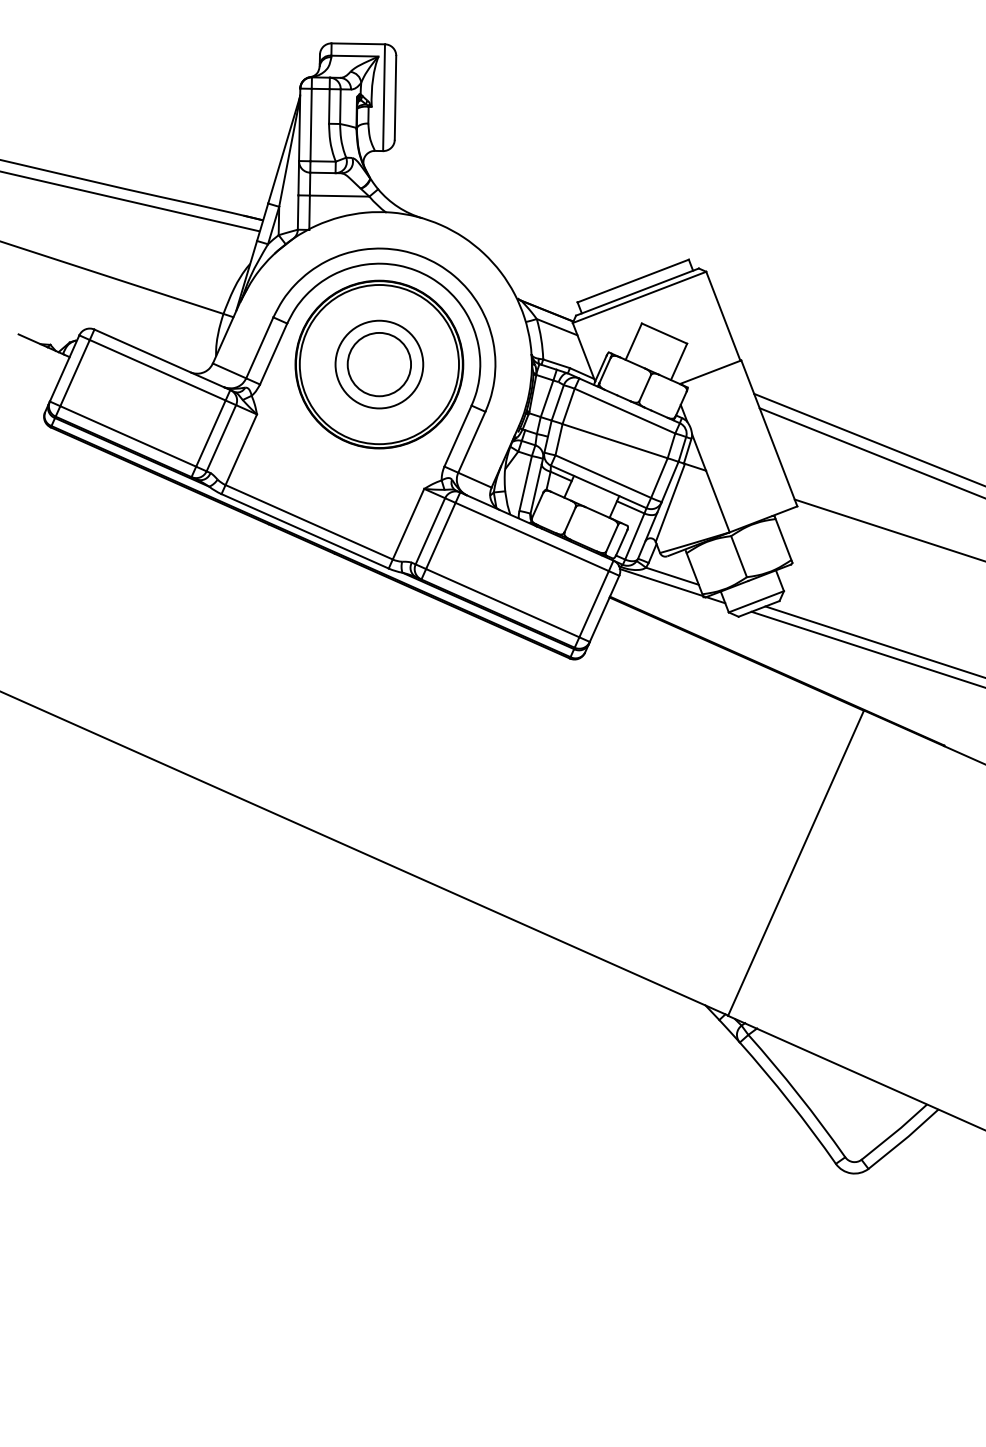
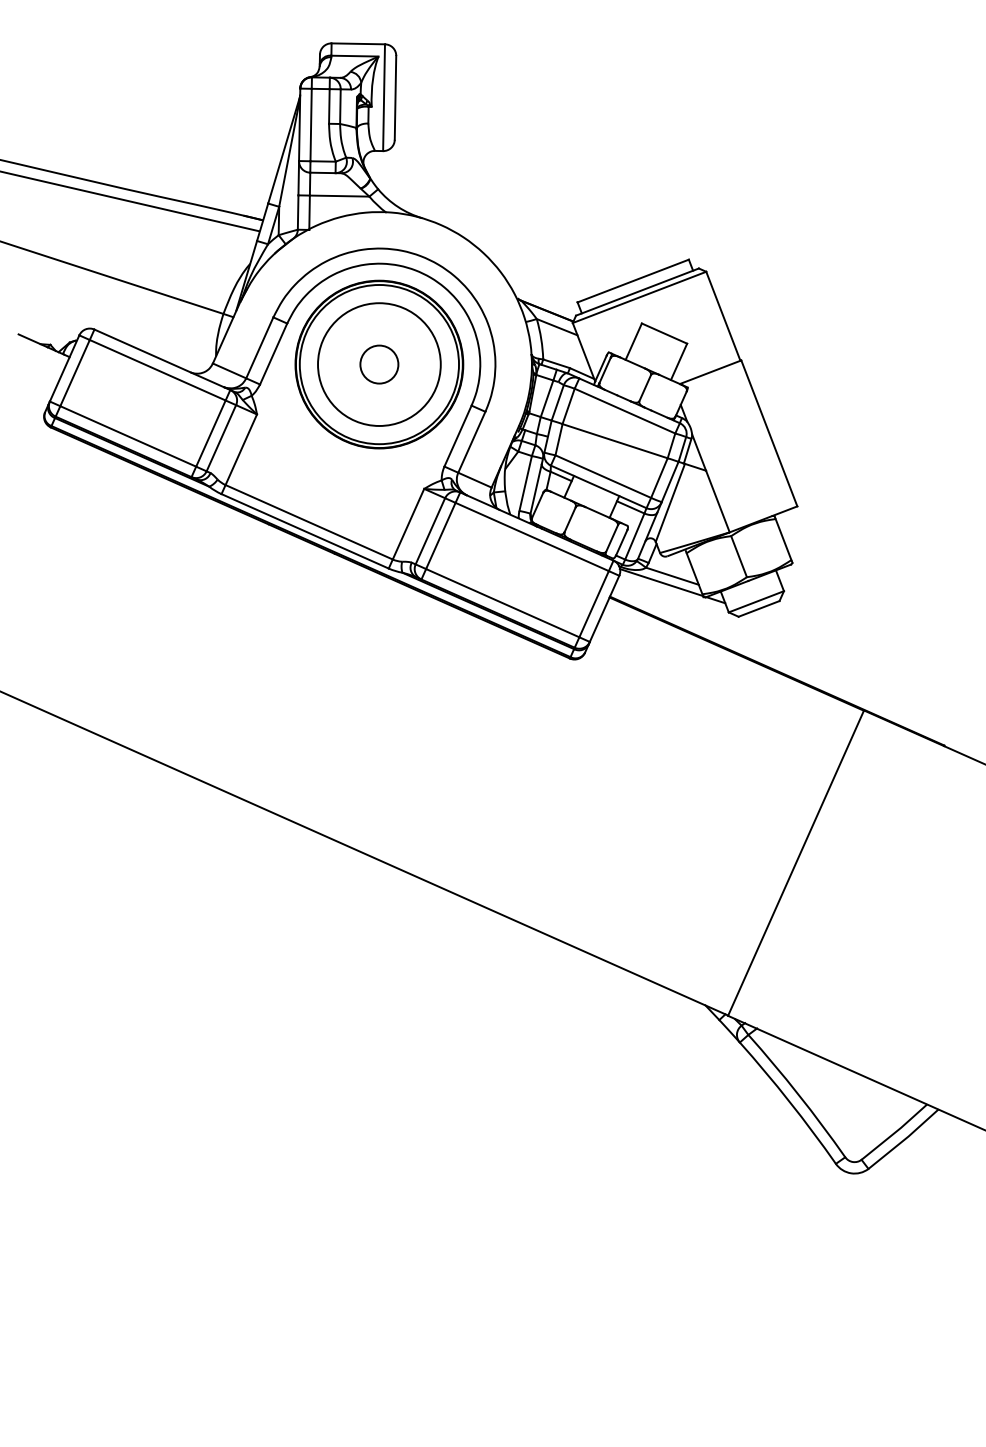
circle diameter: 63 px -> 38 px (379, 364)
circle diameter: 88 px -> 123 px (379, 364)
line: present -> none (868, 439)
line: present -> none (870, 452)
line: present -> none (888, 529)
line: present -> none (873, 641)
line: present -> none (866, 648)
